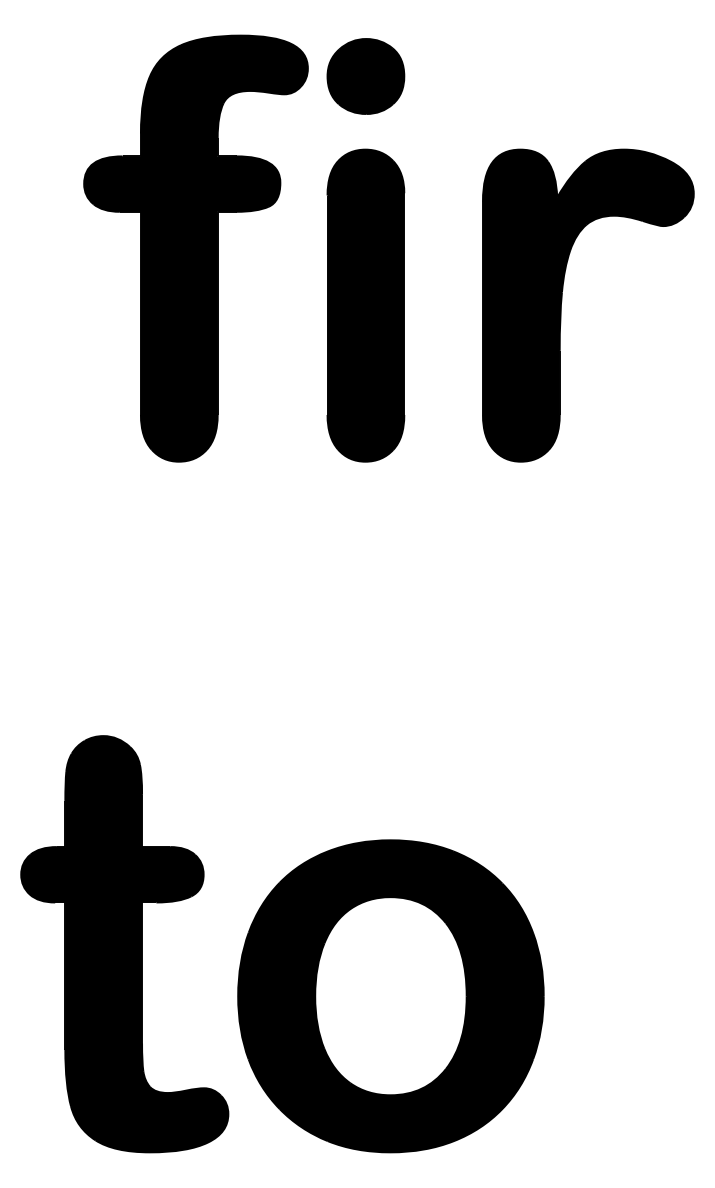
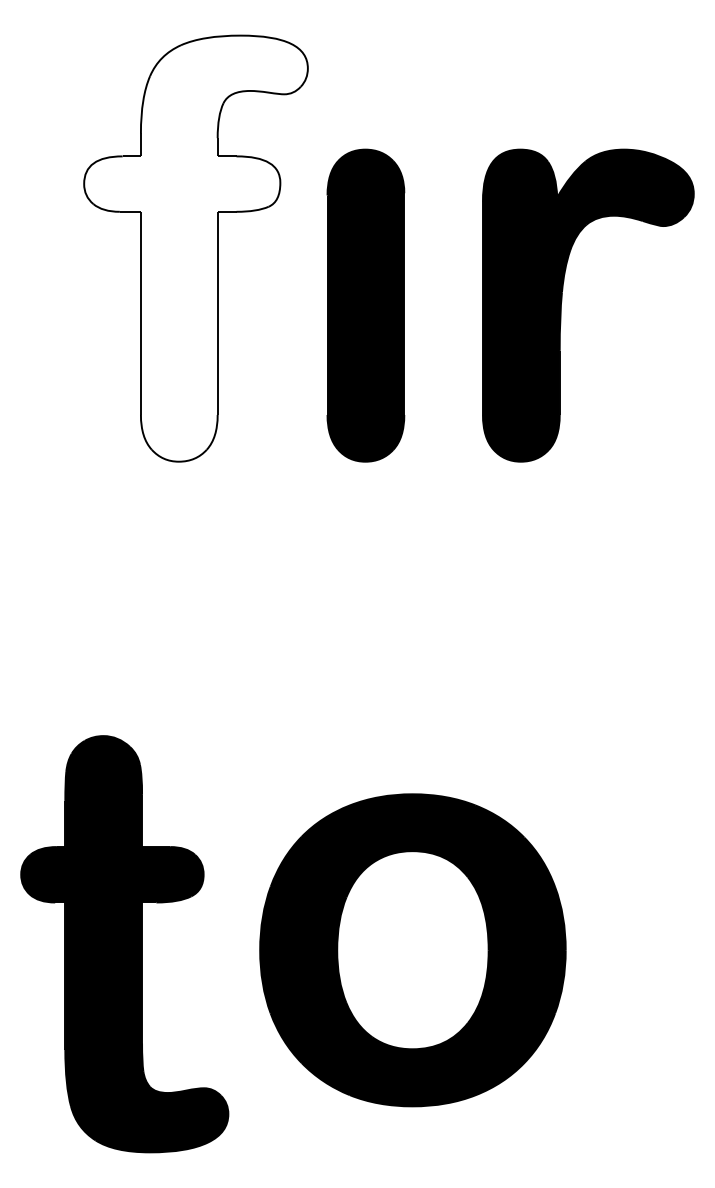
part: present -> none (365, 76)
fill: present -> none (195, 248)
part position: (390, 996) -> (412, 950) (412, 950)
